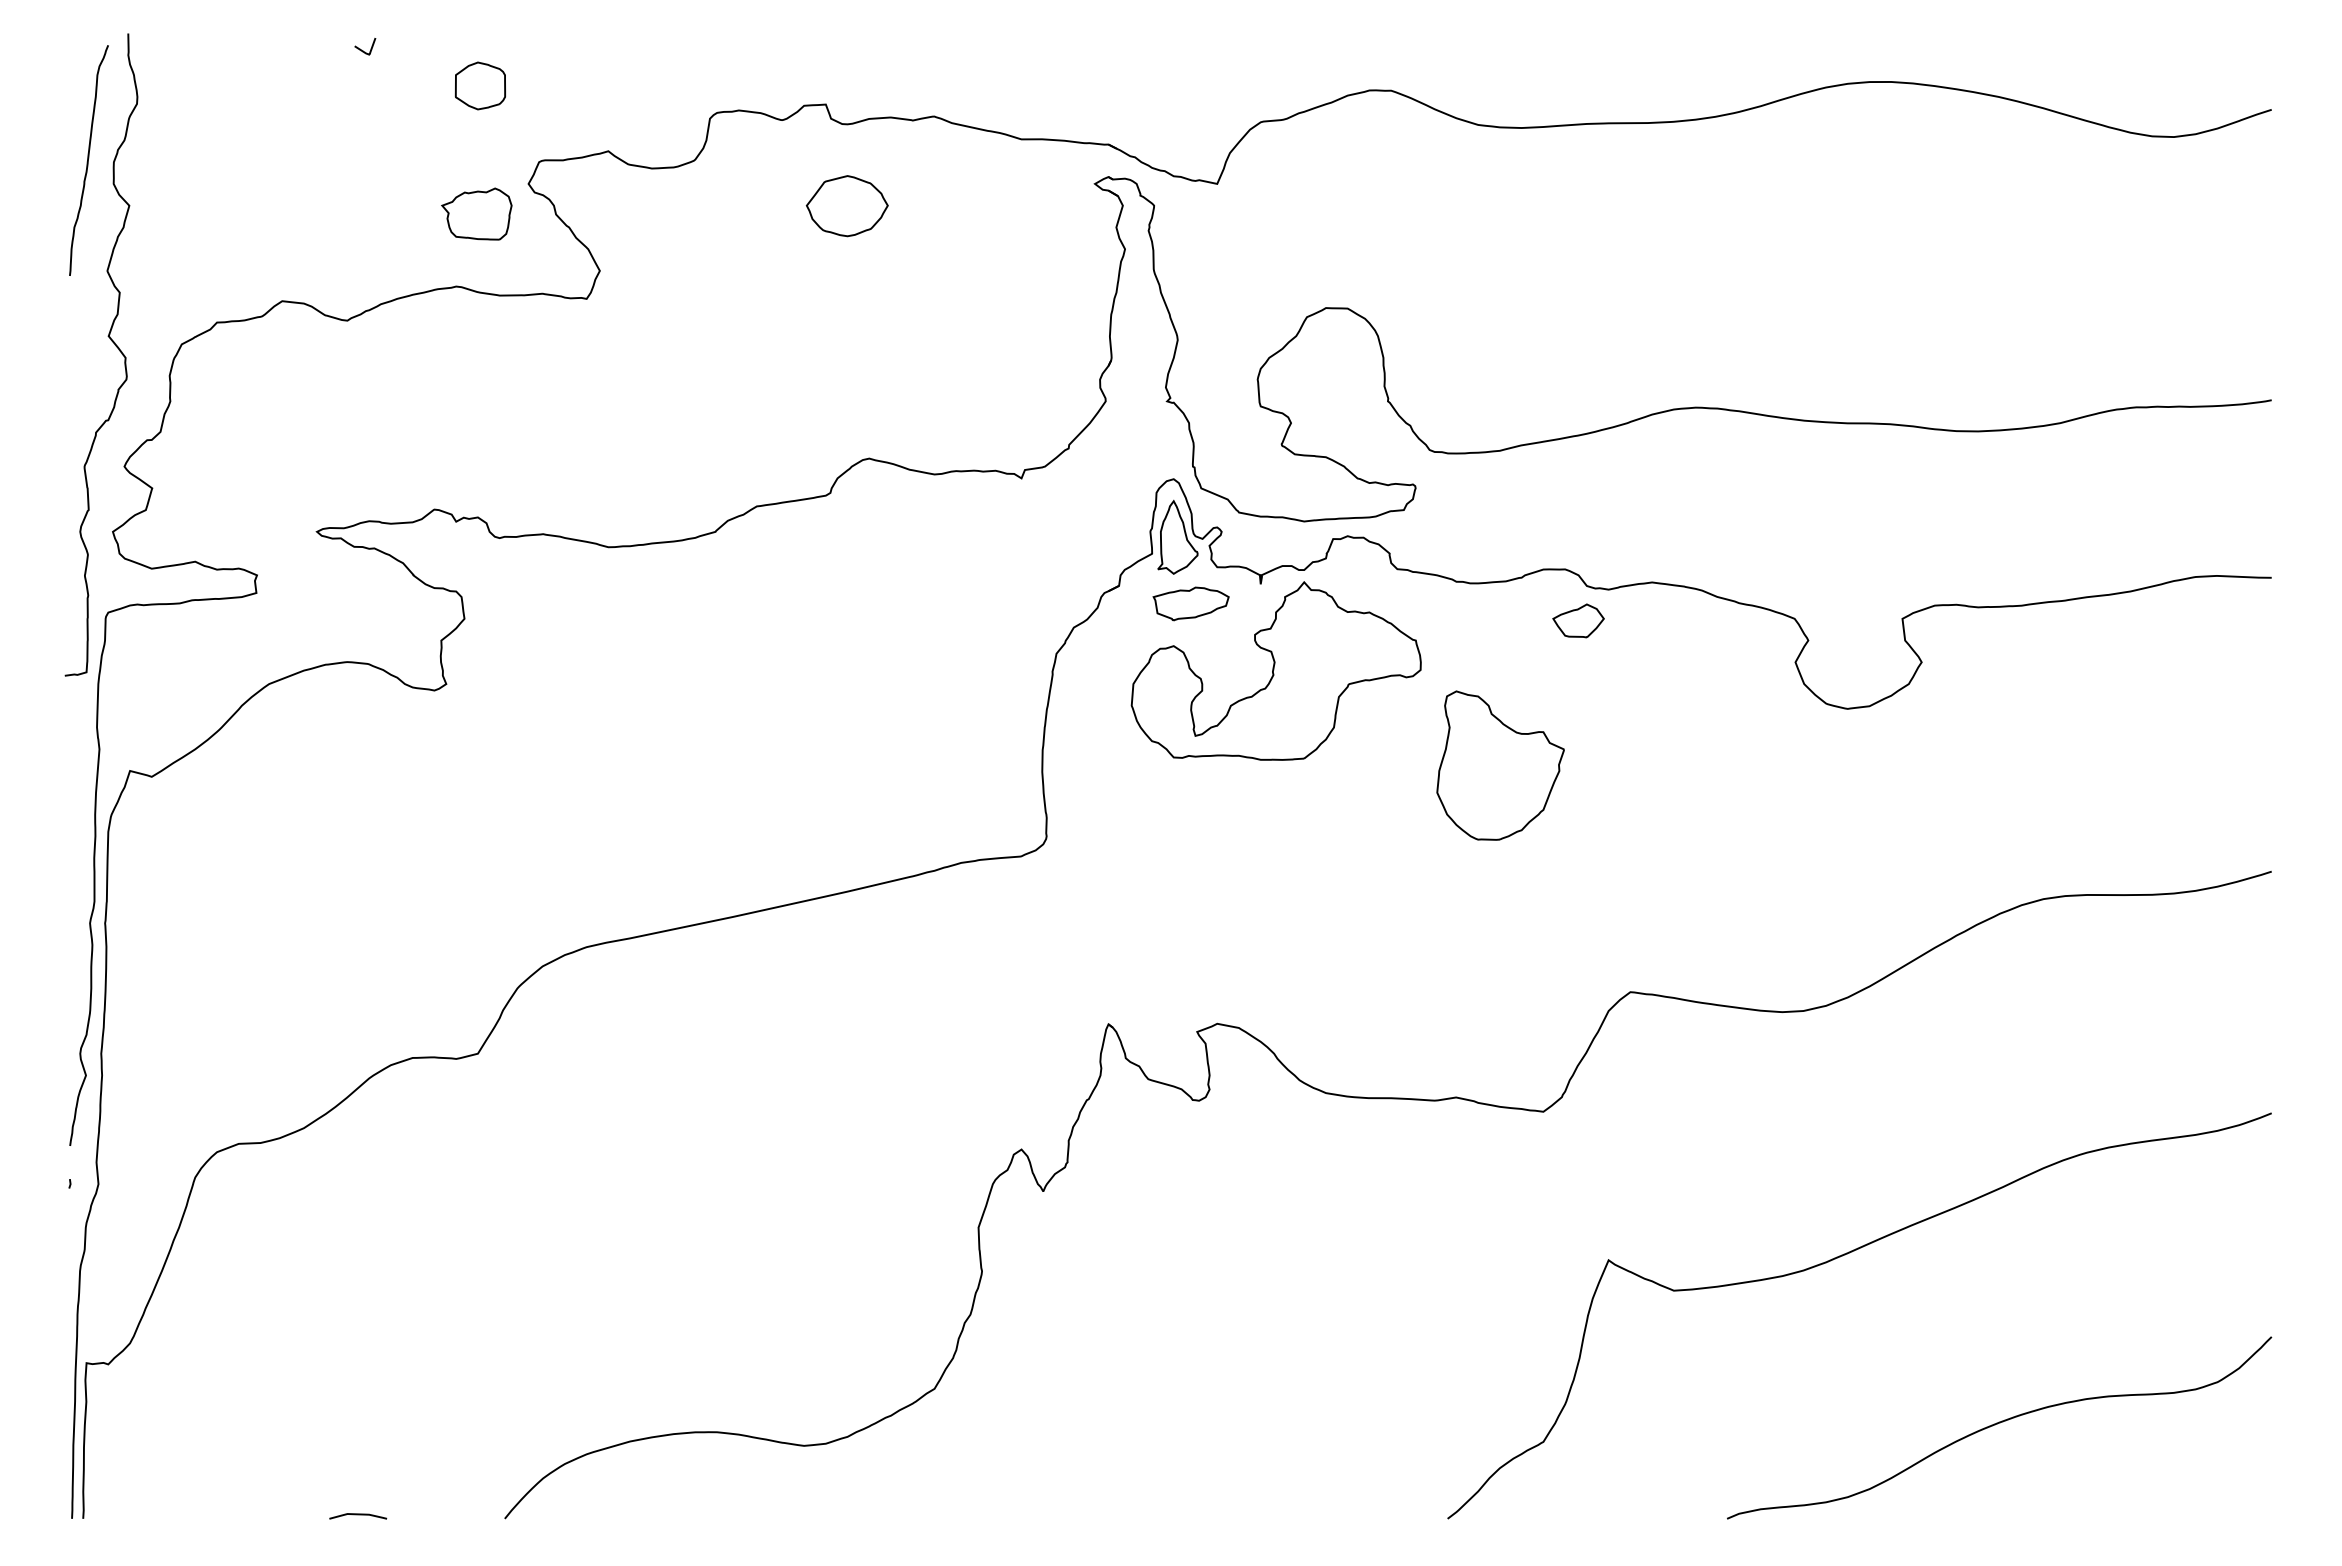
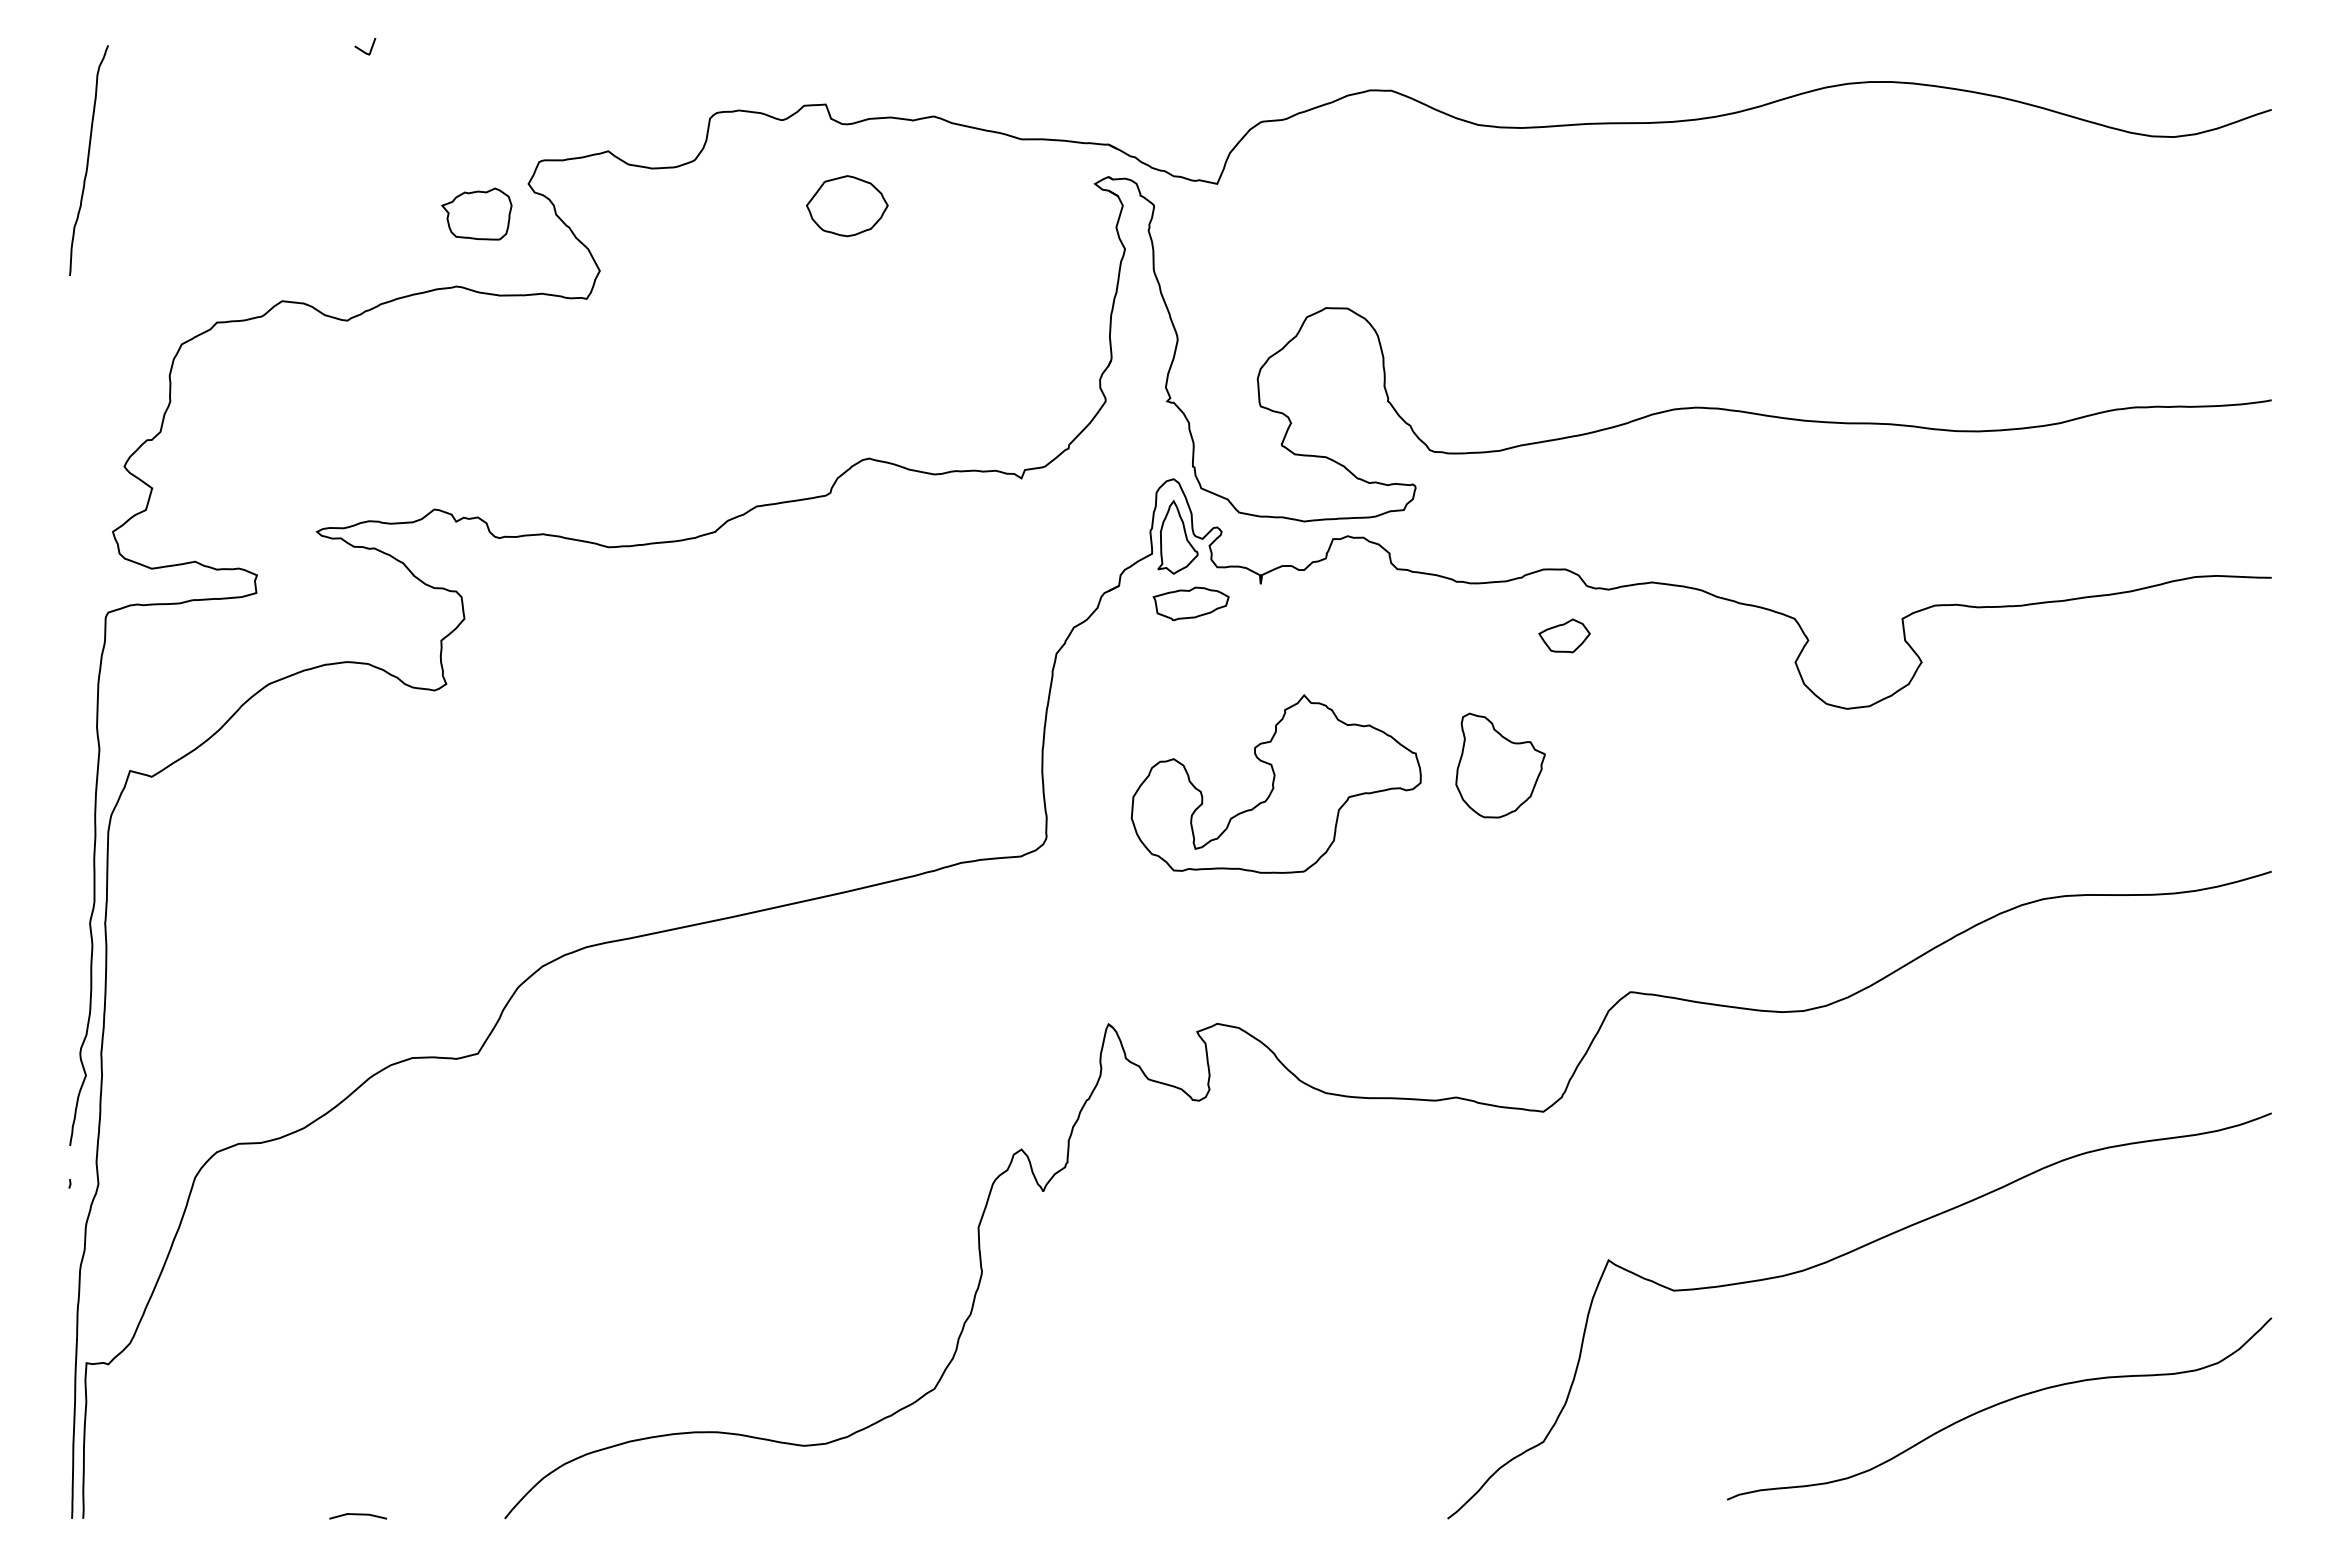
part: present -> none (479, 85)
curve: present -> none (115, 346)
part position: (1578, 620) -> (1564, 635) (1564, 635)
part position: (1275, 670) -> (1275, 783) (1275, 783)
part size: 129x151 px -> 91x107 px (1500, 765)
curve position: (1997, 1424) -> (1997, 1405) (1997, 1405)
